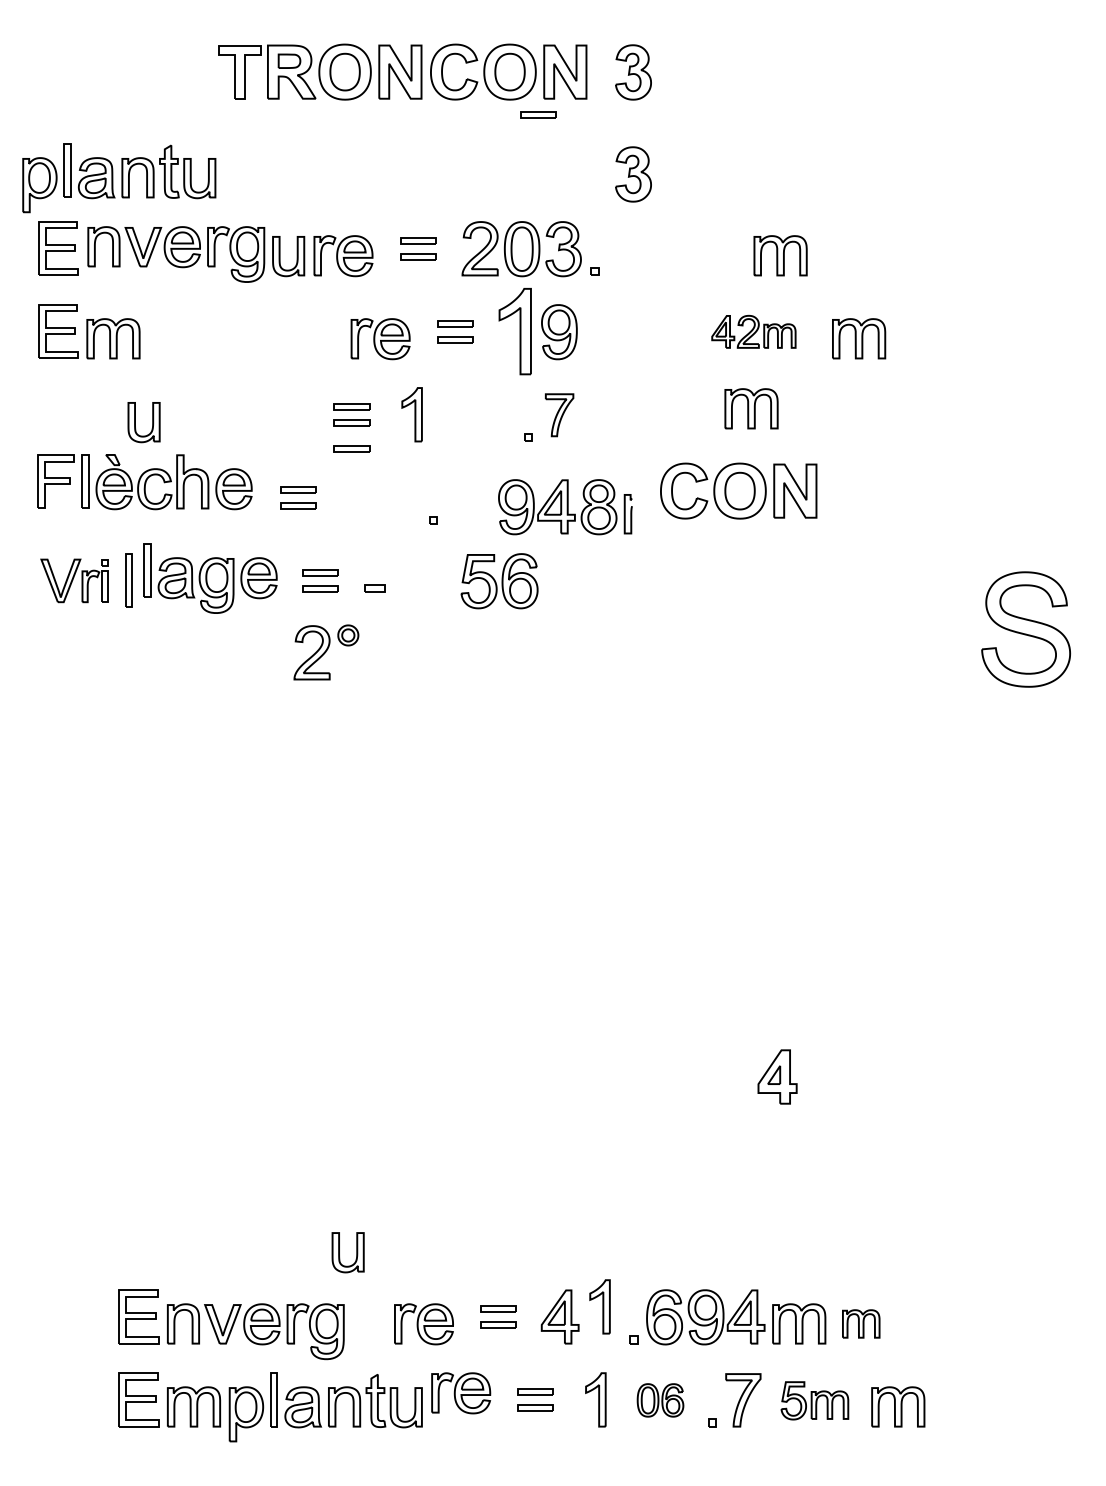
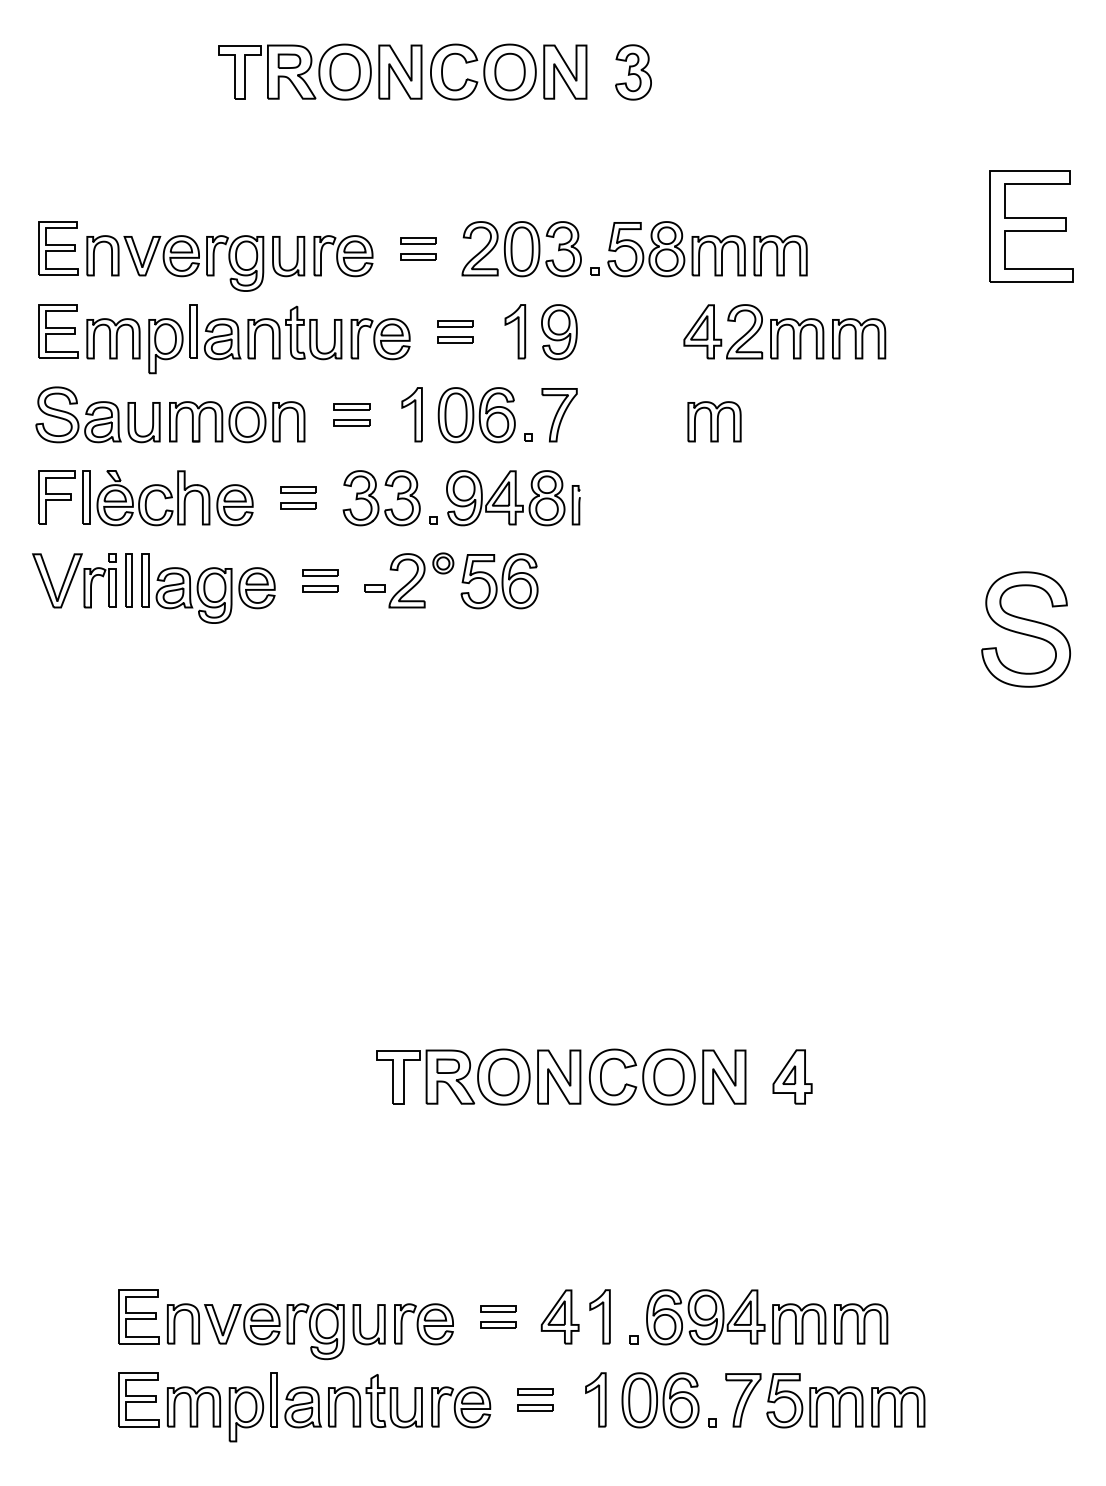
part: present -> none (538, 114)
part: present -> none (633, 174)
part position: (119, 178) -> (245, 339) (245, 339)
part: none -> present (1031, 226)
part: none -> present (676, 249)
part position: (176, 254) -> (175, 263) (175, 263)
part size: 34x88 px -> 23x56 px (515, 331)
part size: 86x35 px -> 142x56 px (753, 331)
part position: (751, 408) -> (714, 421) (714, 421)
part: none -> present (78, 414)
part: none -> present (476, 415)
part size: 30x45 px -> 37x55 px (559, 415)
part: none -> present (237, 422)
part: present -> none (351, 448)
part position: (144, 482) -> (145, 498) (145, 498)
part: present -> none (738, 490)
part: none -> present (381, 498)
part position: (565, 507) -> (513, 498) (513, 498)
part position: (210, 578) -> (208, 588) (208, 588)
part size: 69x46 px -> 85x56 px (74, 580)
part position: (326, 652) -> (421, 580) (421, 580)
part: none -> present (561, 1076)
part position: (777, 1076) -> (792, 1076) (792, 1076)
part position: (339, 1252) -> (360, 1324) (360, 1324)
part position: (599, 1306) -> (599, 1316) (599, 1316)
part size: 39x30 px -> 55x42 px (861, 1323)
part position: (461, 1393) -> (461, 1407) (461, 1407)
part size: 49x35 px -> 79x57 px (660, 1400)
part size: 70x40 px -> 98x56 px (814, 1400)
